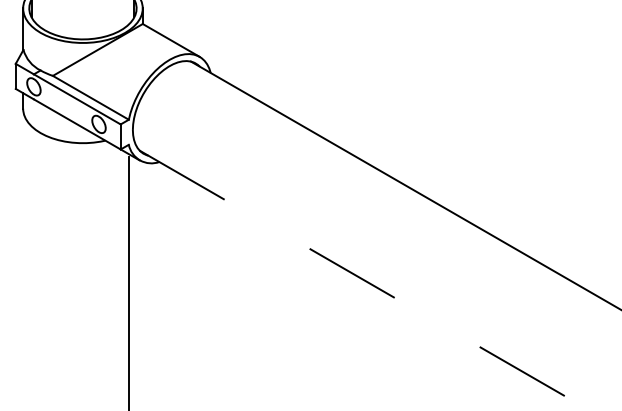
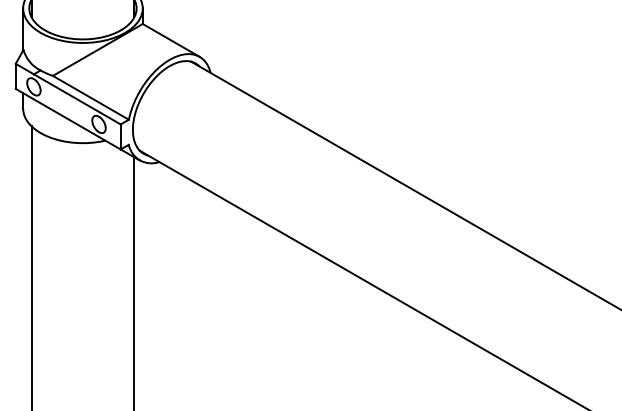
line: none -> present (31, 266)
line: dashed -> solid (365, 280)
line position: (129, 282) -> (134, 282) (134, 282)
